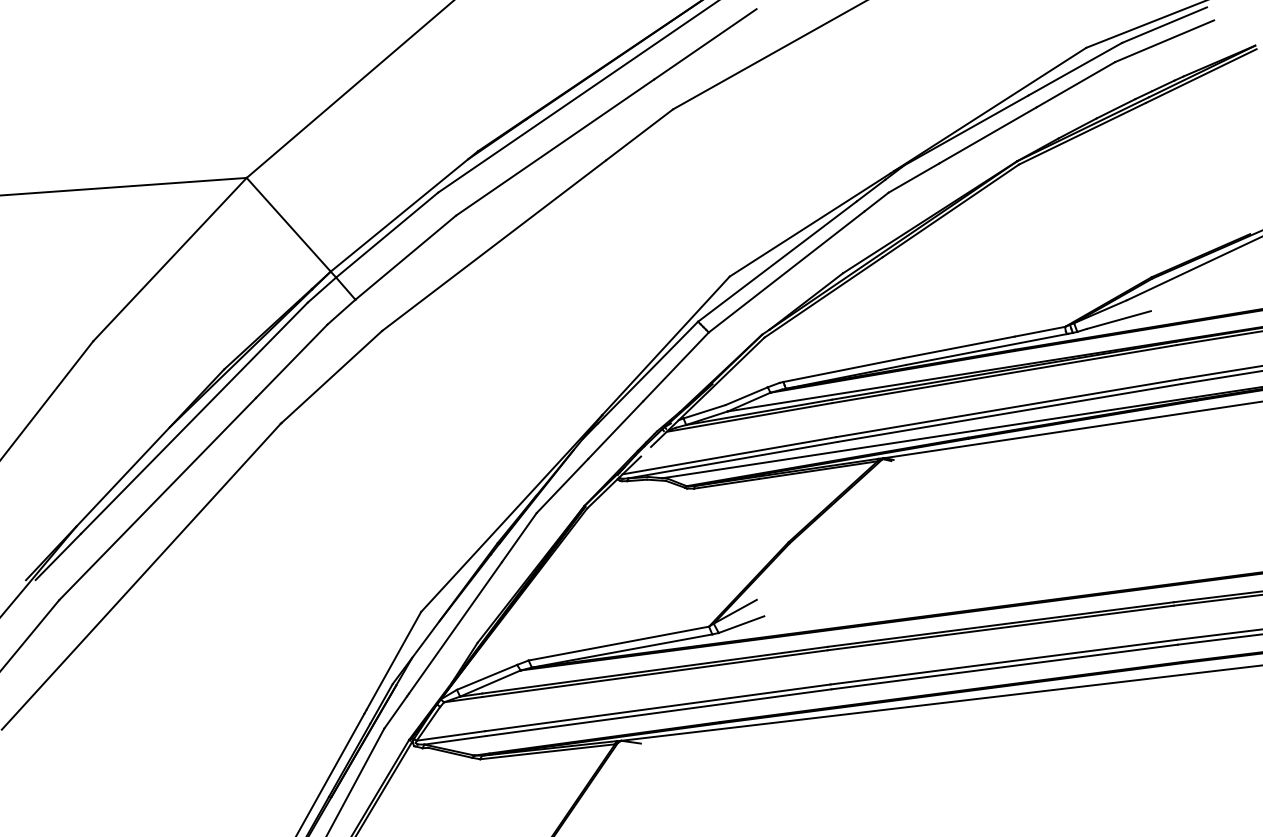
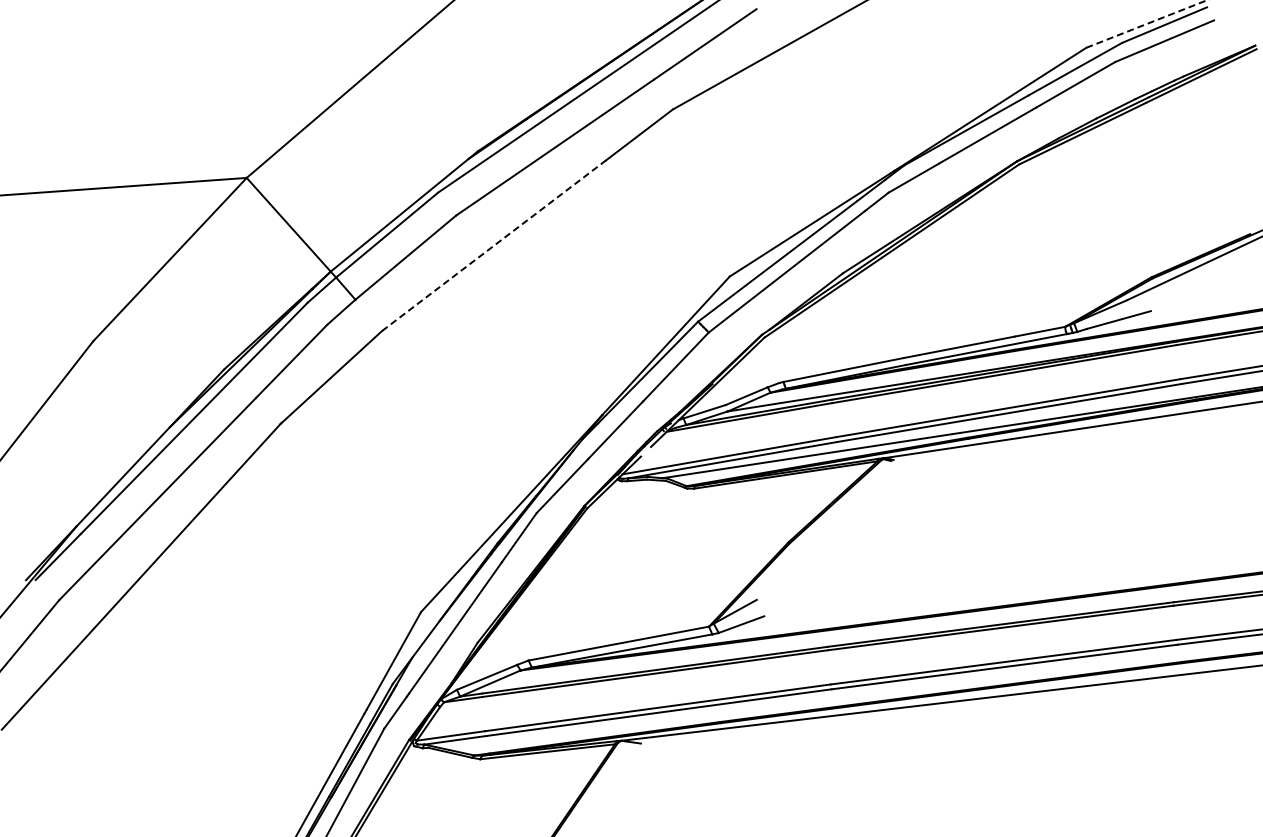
line: solid -> dashed (1147, 23)
line: solid -> dashed (494, 245)
